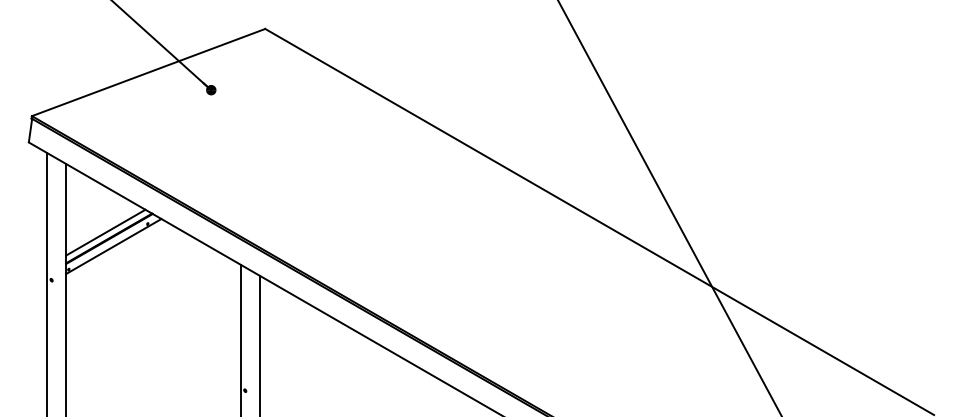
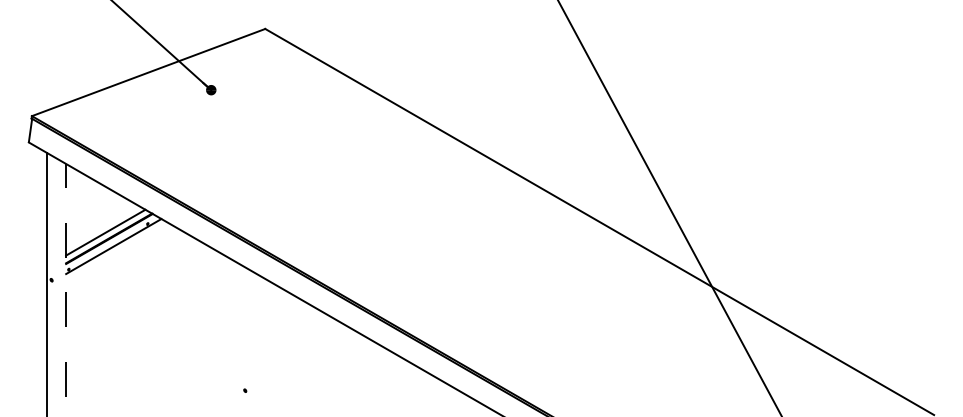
line: solid -> dashed (66, 289)
line: present -> none (240, 338)
line: present -> none (259, 344)
